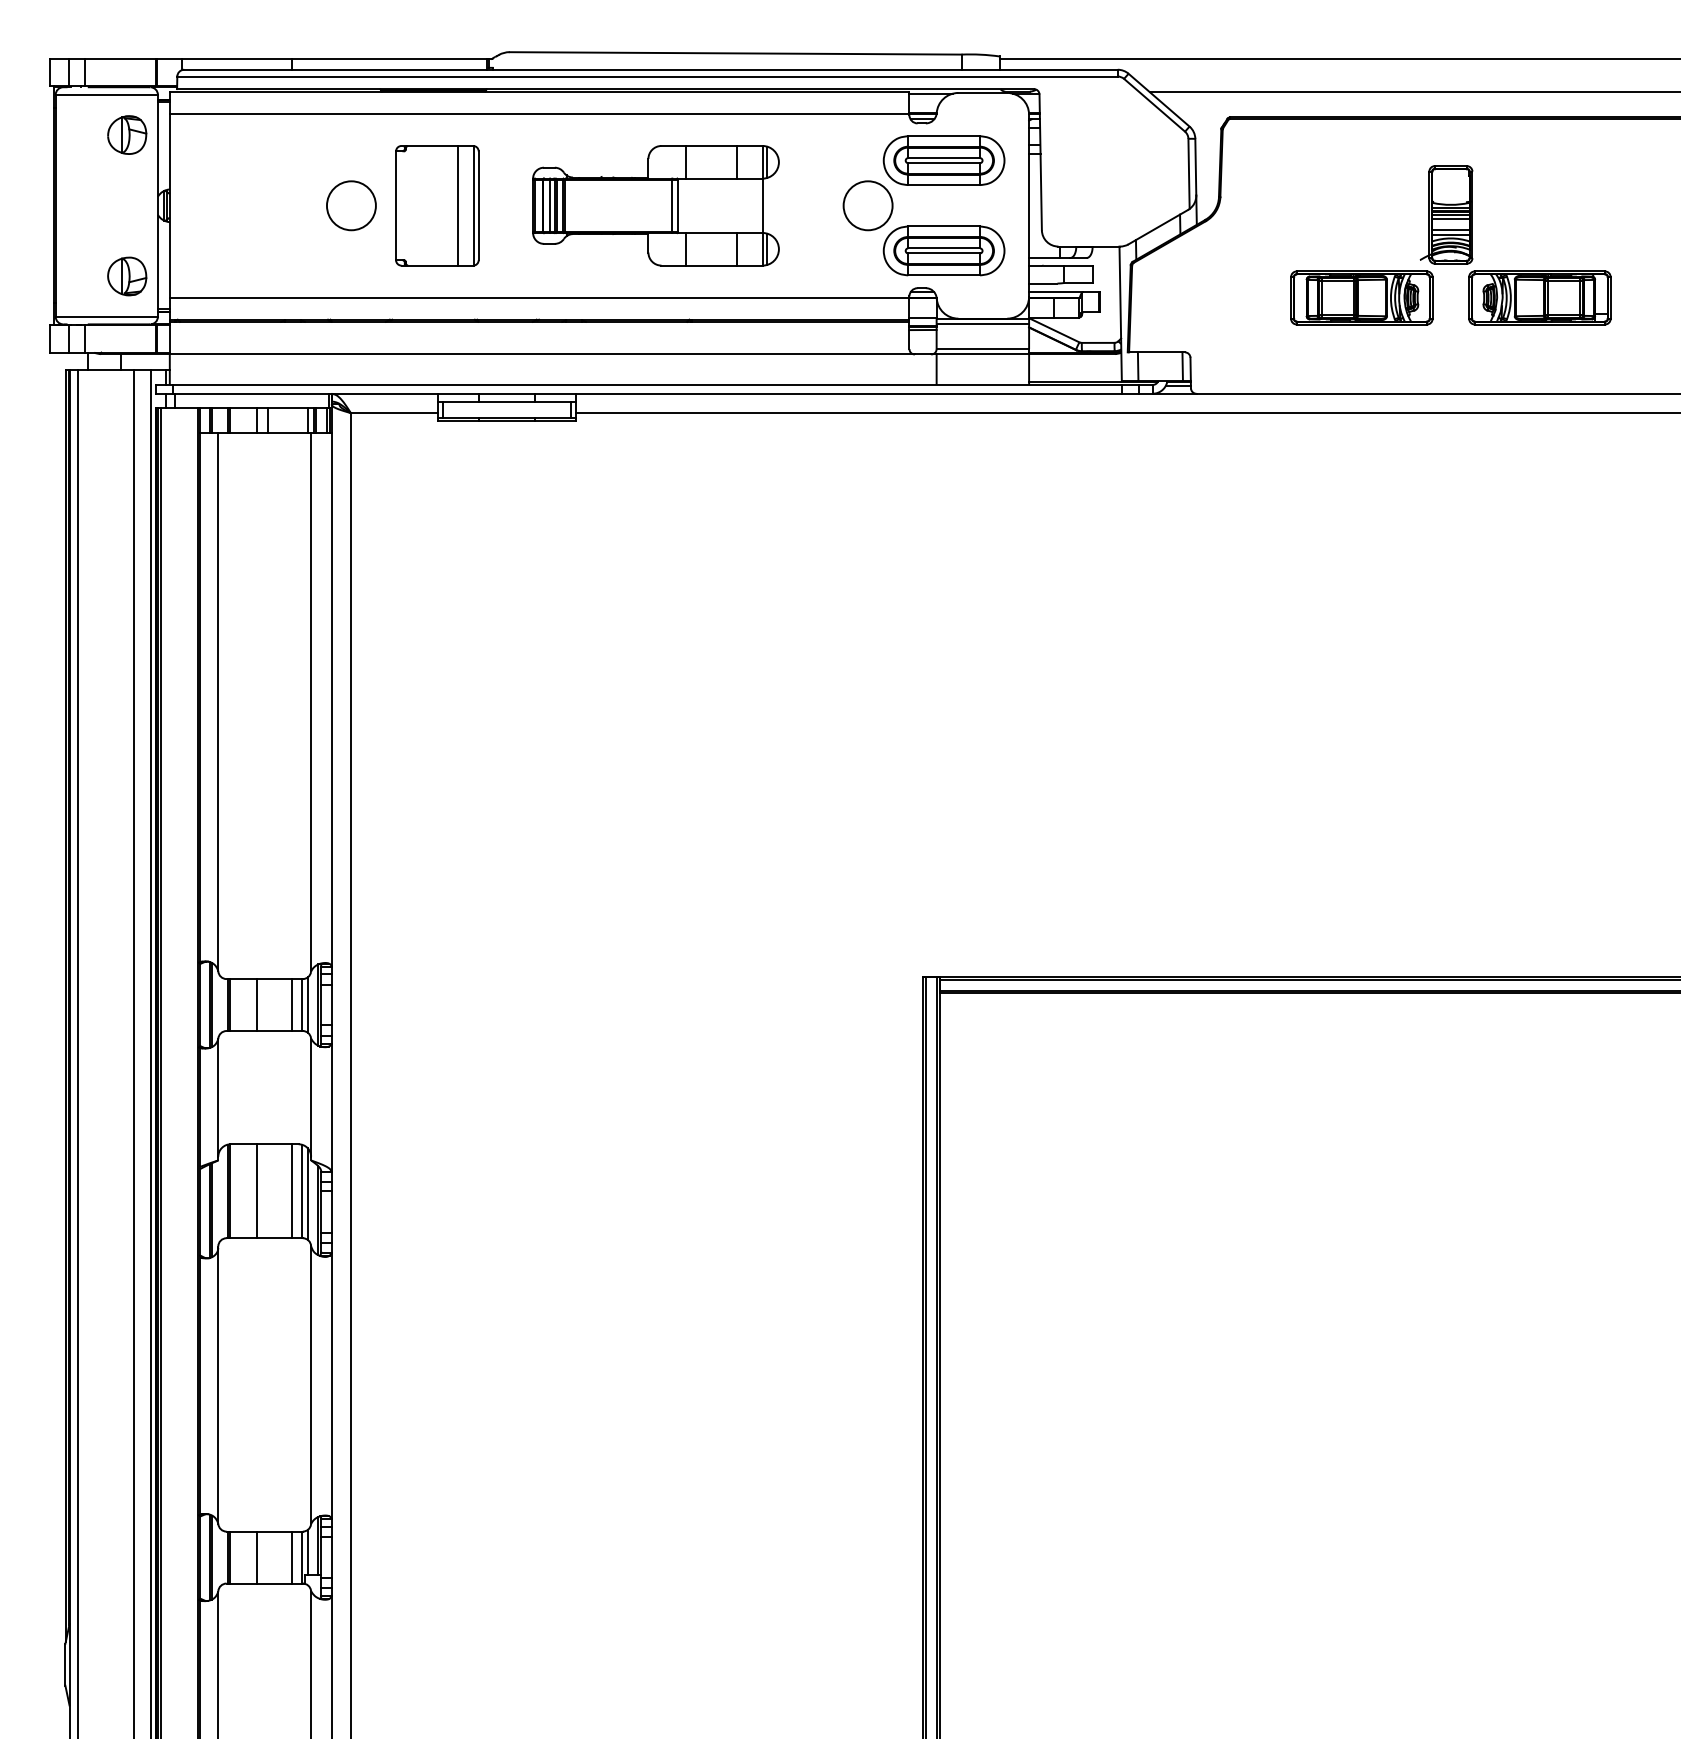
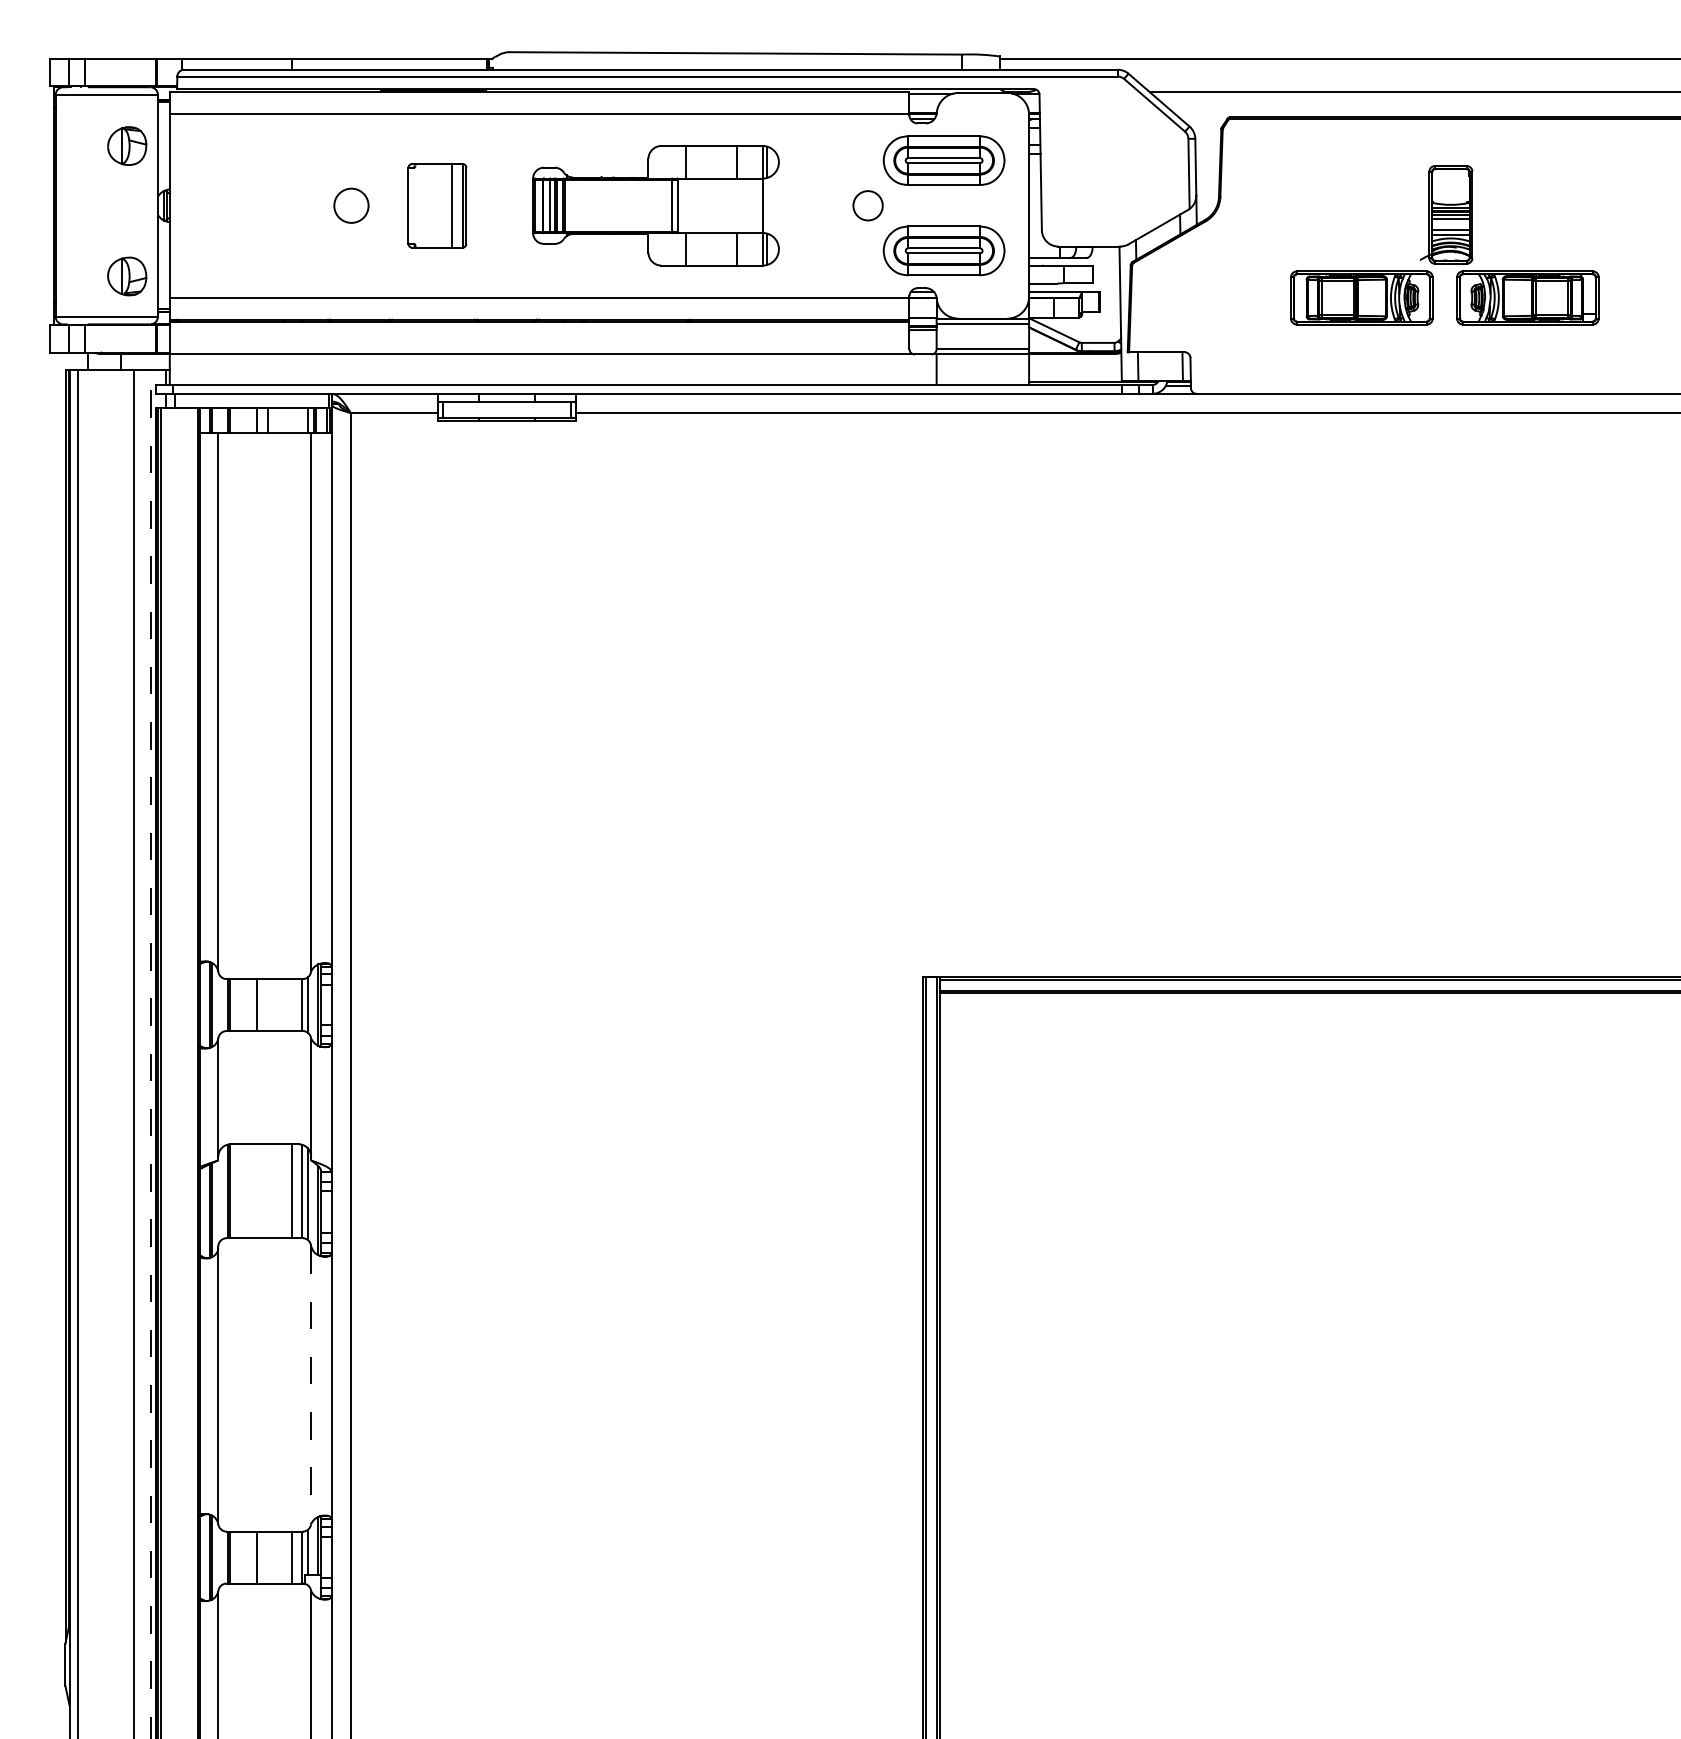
part position: (127, 134) -> (127, 145) (127, 145)
circle diameter: 49 px -> 34 px (351, 205)
part size: 85x122 px -> 61x86 px (437, 205)
circle diameter: 49 px -> 29 px (867, 205)
part position: (1539, 297) -> (1527, 297) (1527, 297)
line: present -> none (291, 1005)
line: solid -> dashed (150, 1054)
line: present -> none (257, 1191)
line: solid -> dashed (311, 1385)
